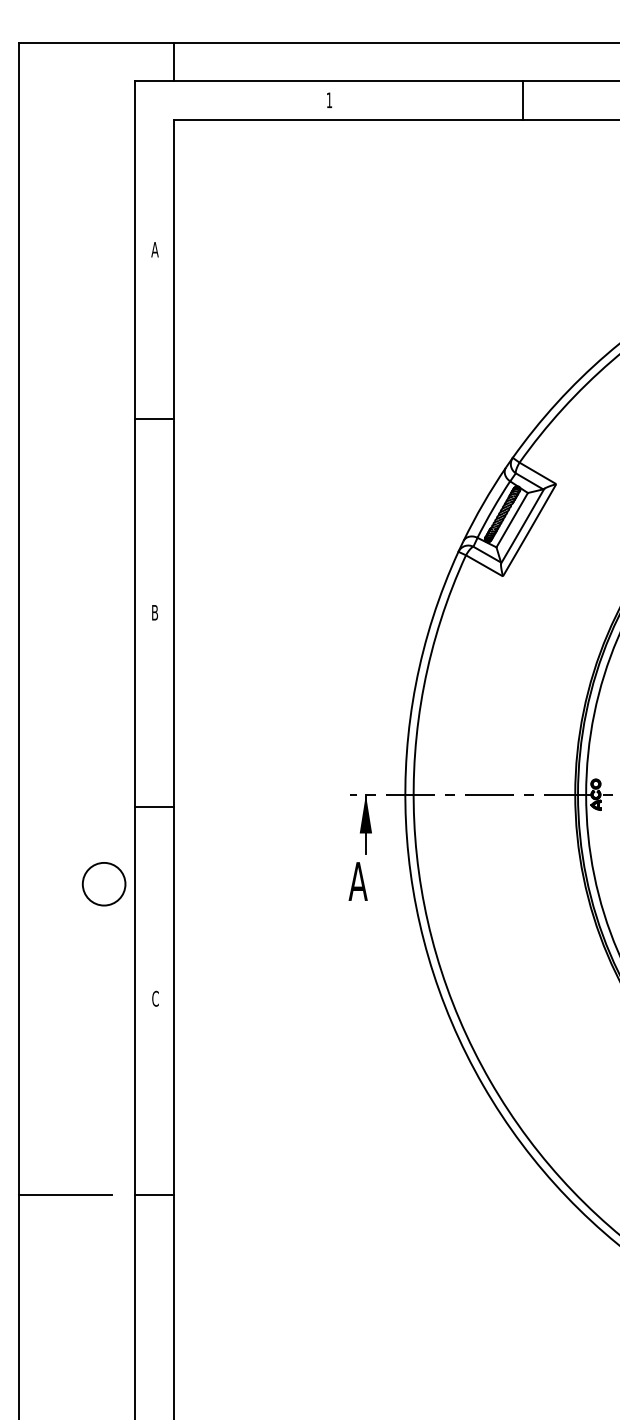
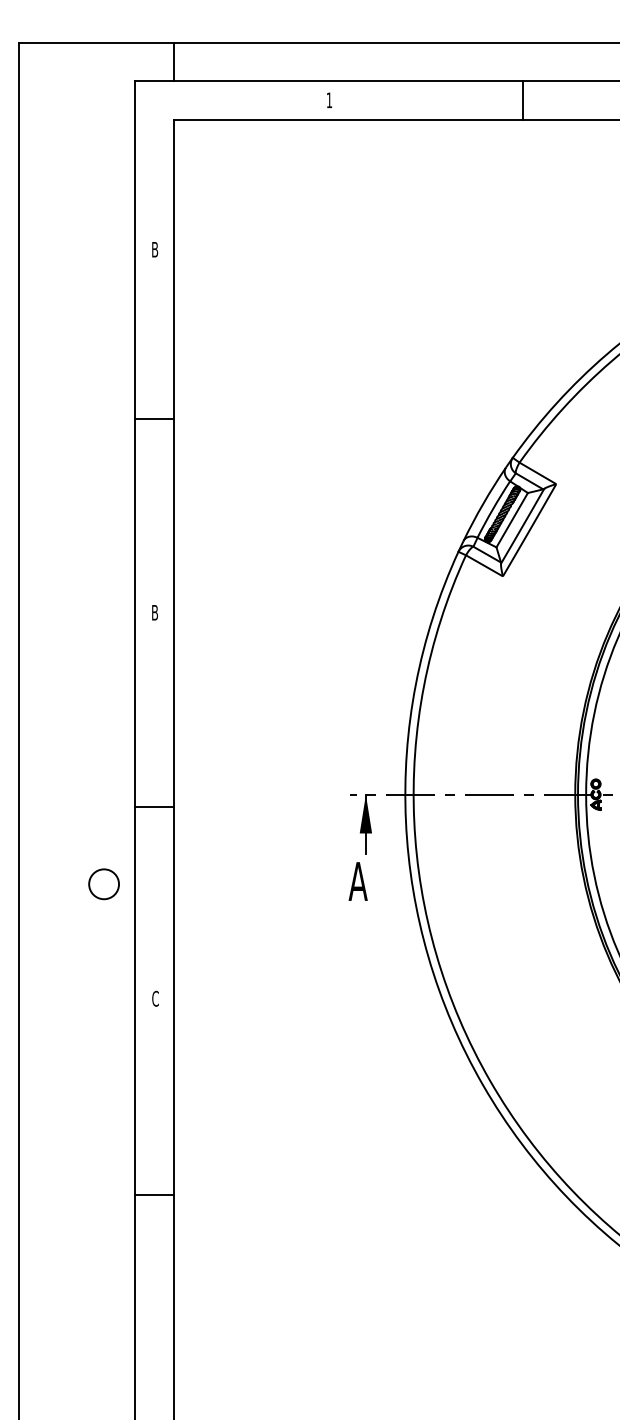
text: A -> B (154, 249)
circle size: 46x45 px -> 32x33 px (103, 884)
line: present -> none (64, 1194)
